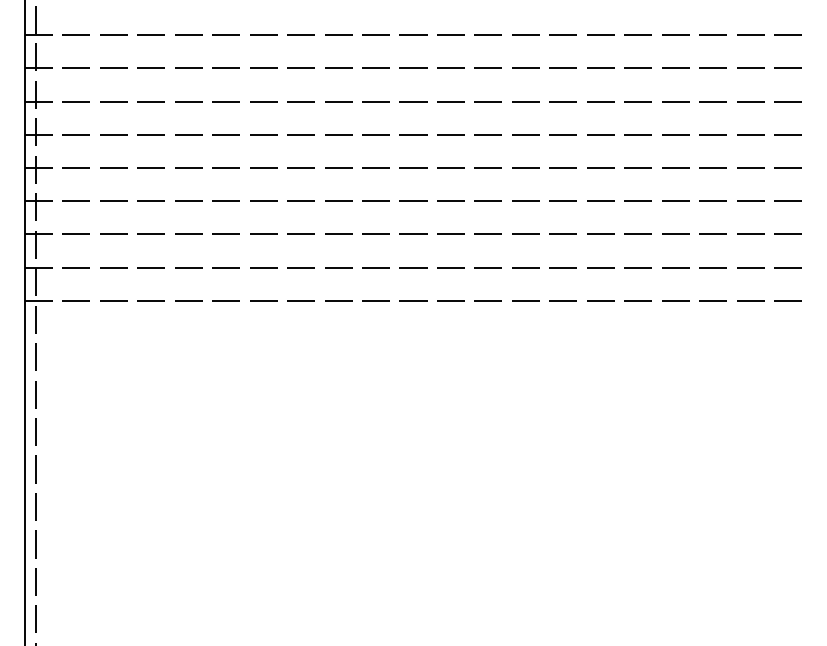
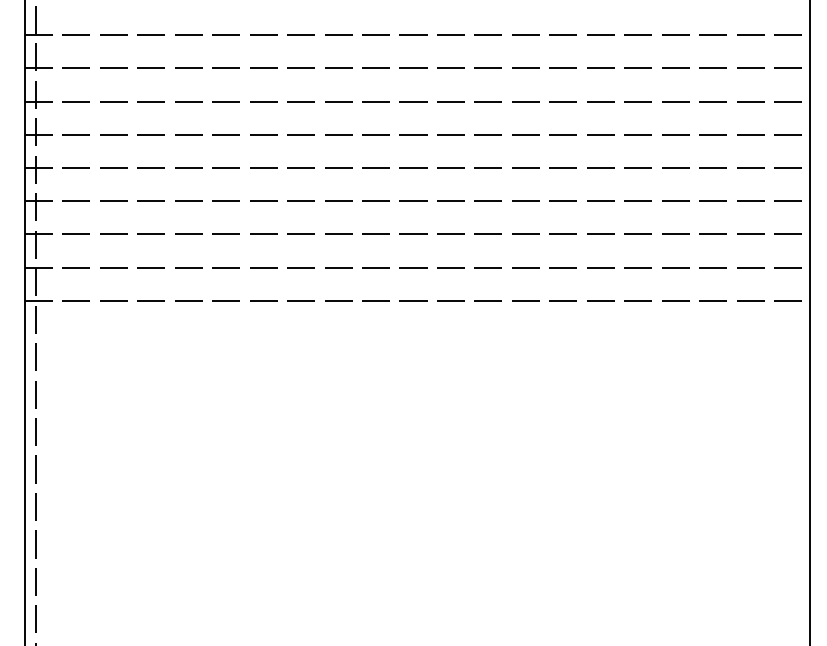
line: none -> present (810, 322)
